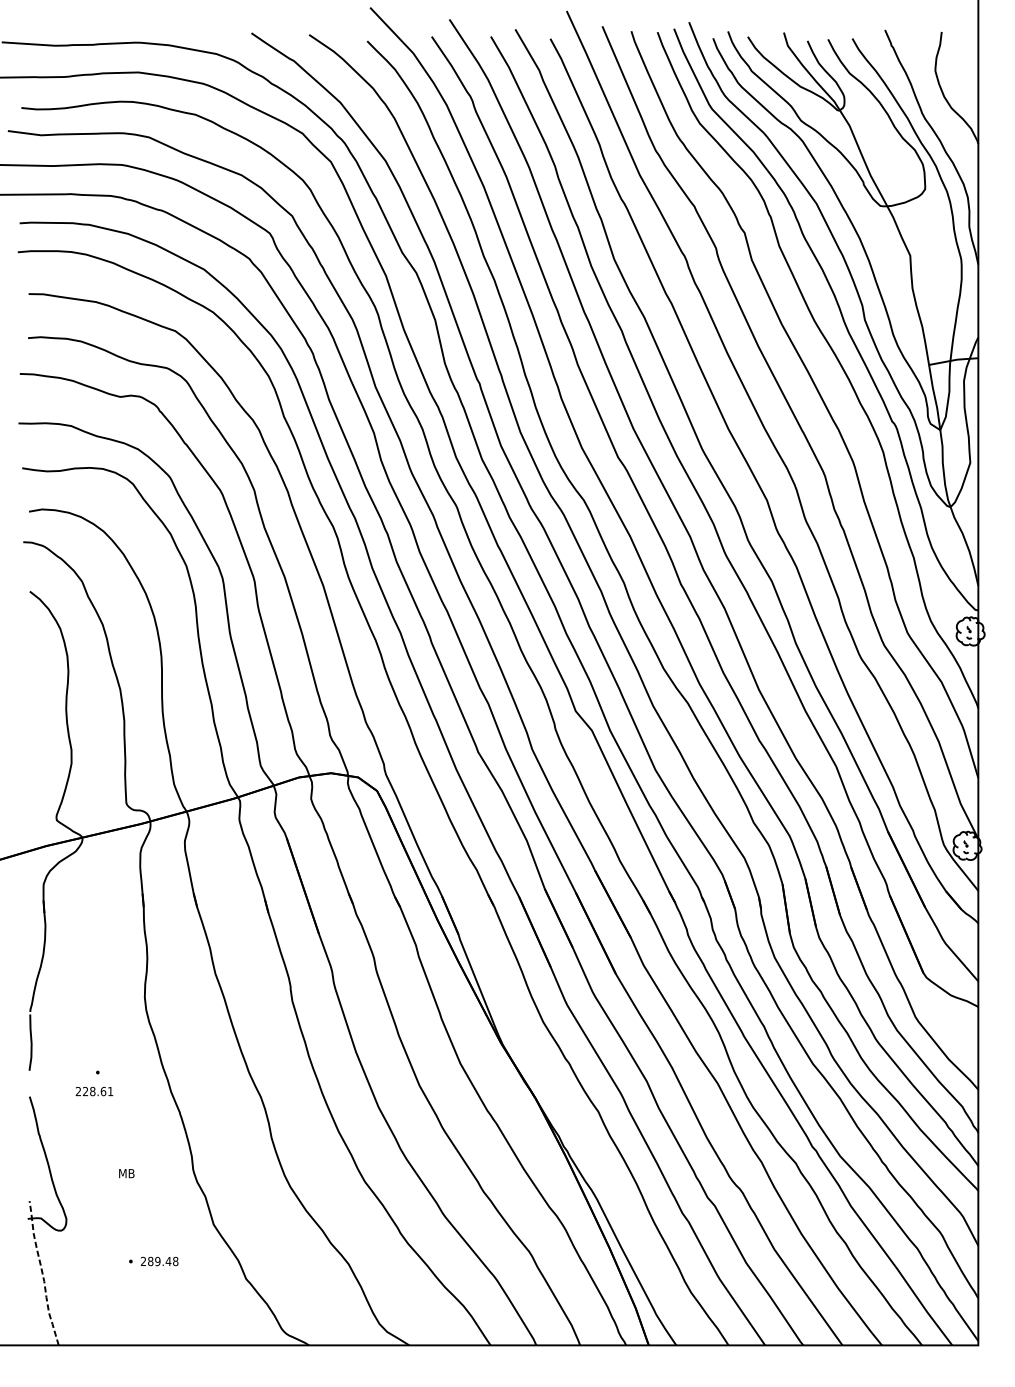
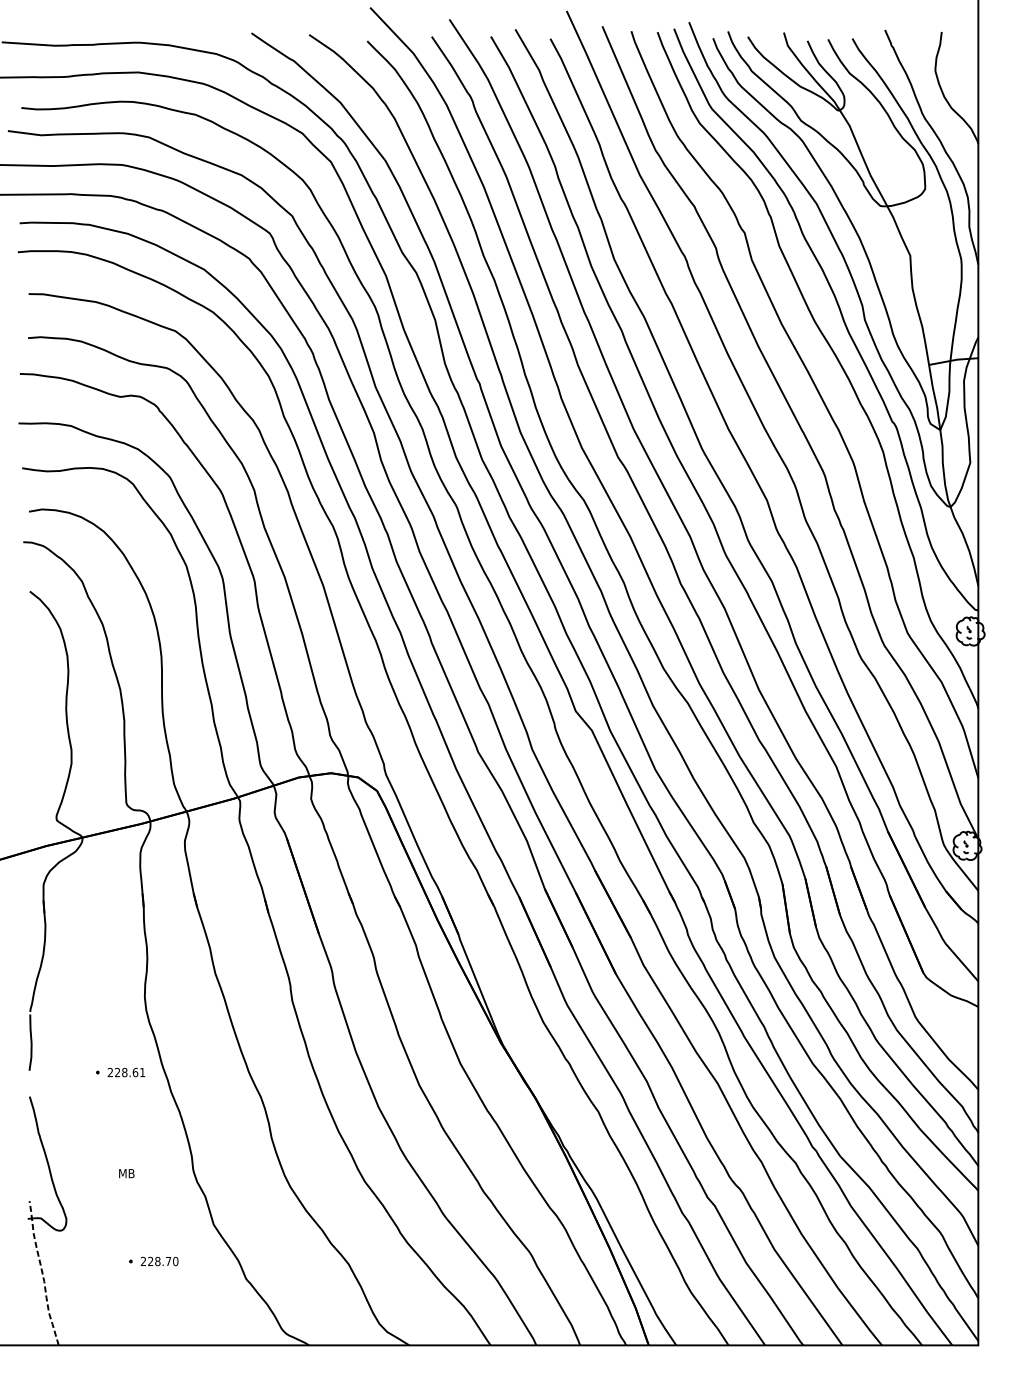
text position: (94, 1091) -> (126, 1072) (126, 1072)
text: 289.48 -> 228.70 (163, 1261)
